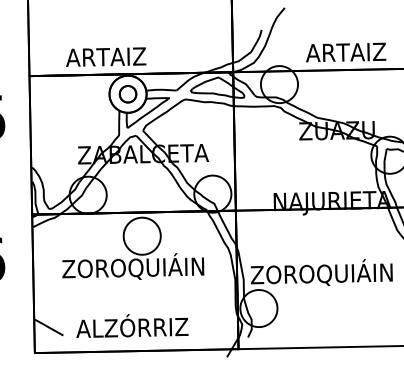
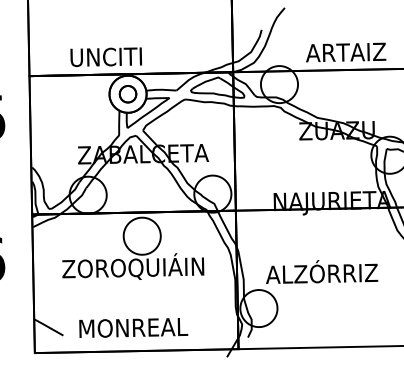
text: ARTAIZ -> UNCITI (106, 57)
text: ZOROQUIÁIN -> ALZÓRRIZ (321, 272)
text: ALZÓRRIZ -> MONREAL (132, 325)
